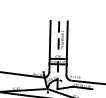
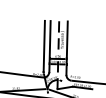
line: none -> present (43, 46)
